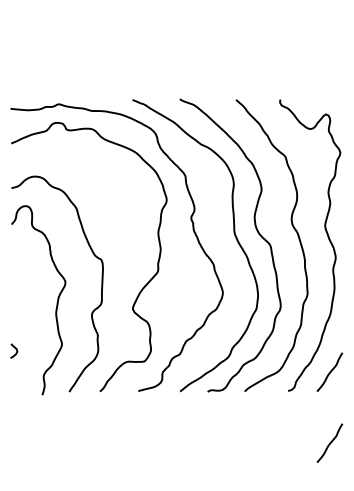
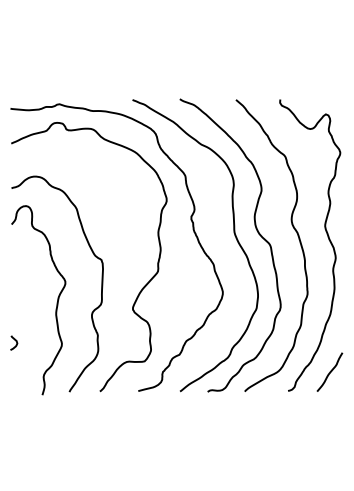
curve position: (15, 349) -> (15, 341) (15, 341)
curve: present -> none (329, 442)
